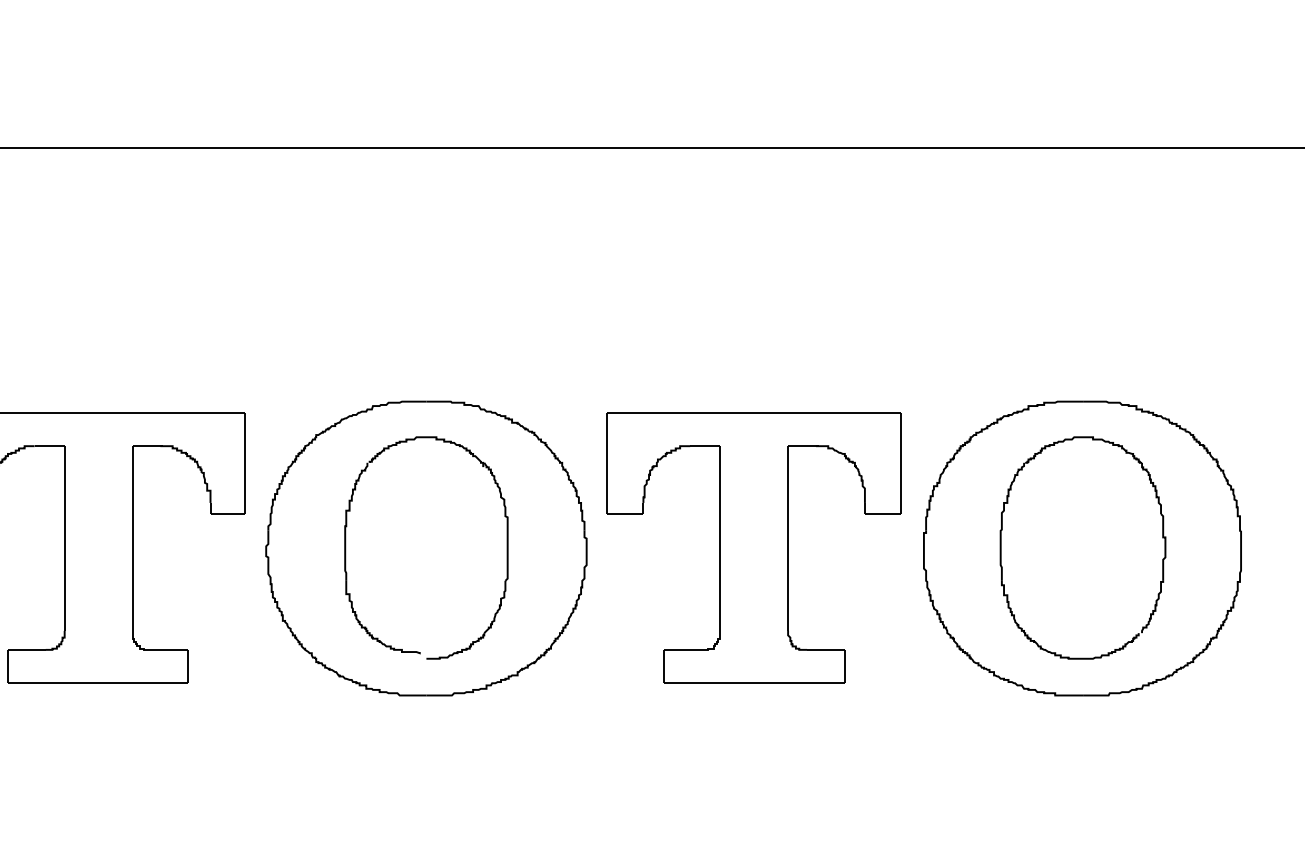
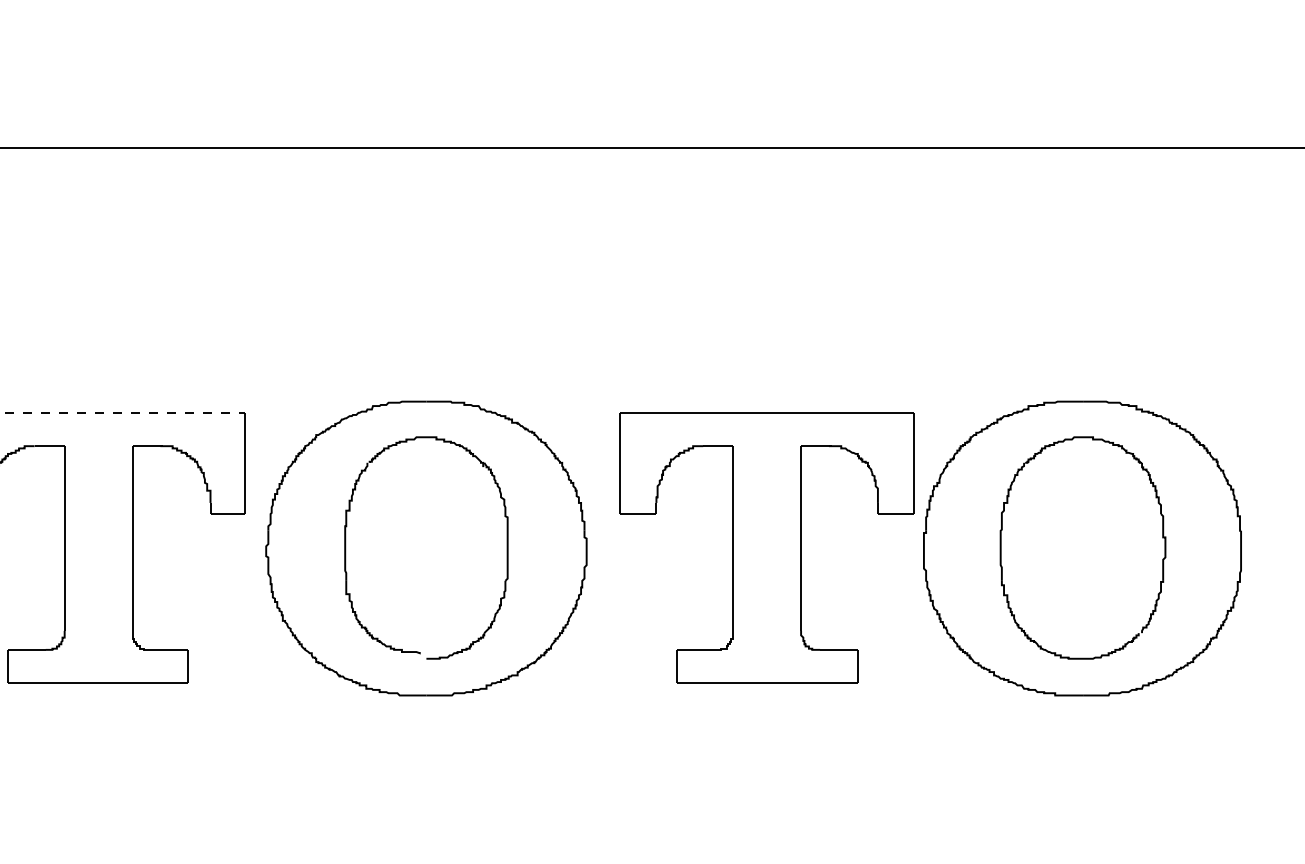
line: solid -> dashed (123, 412)
part position: (753, 547) -> (766, 547) (766, 547)
